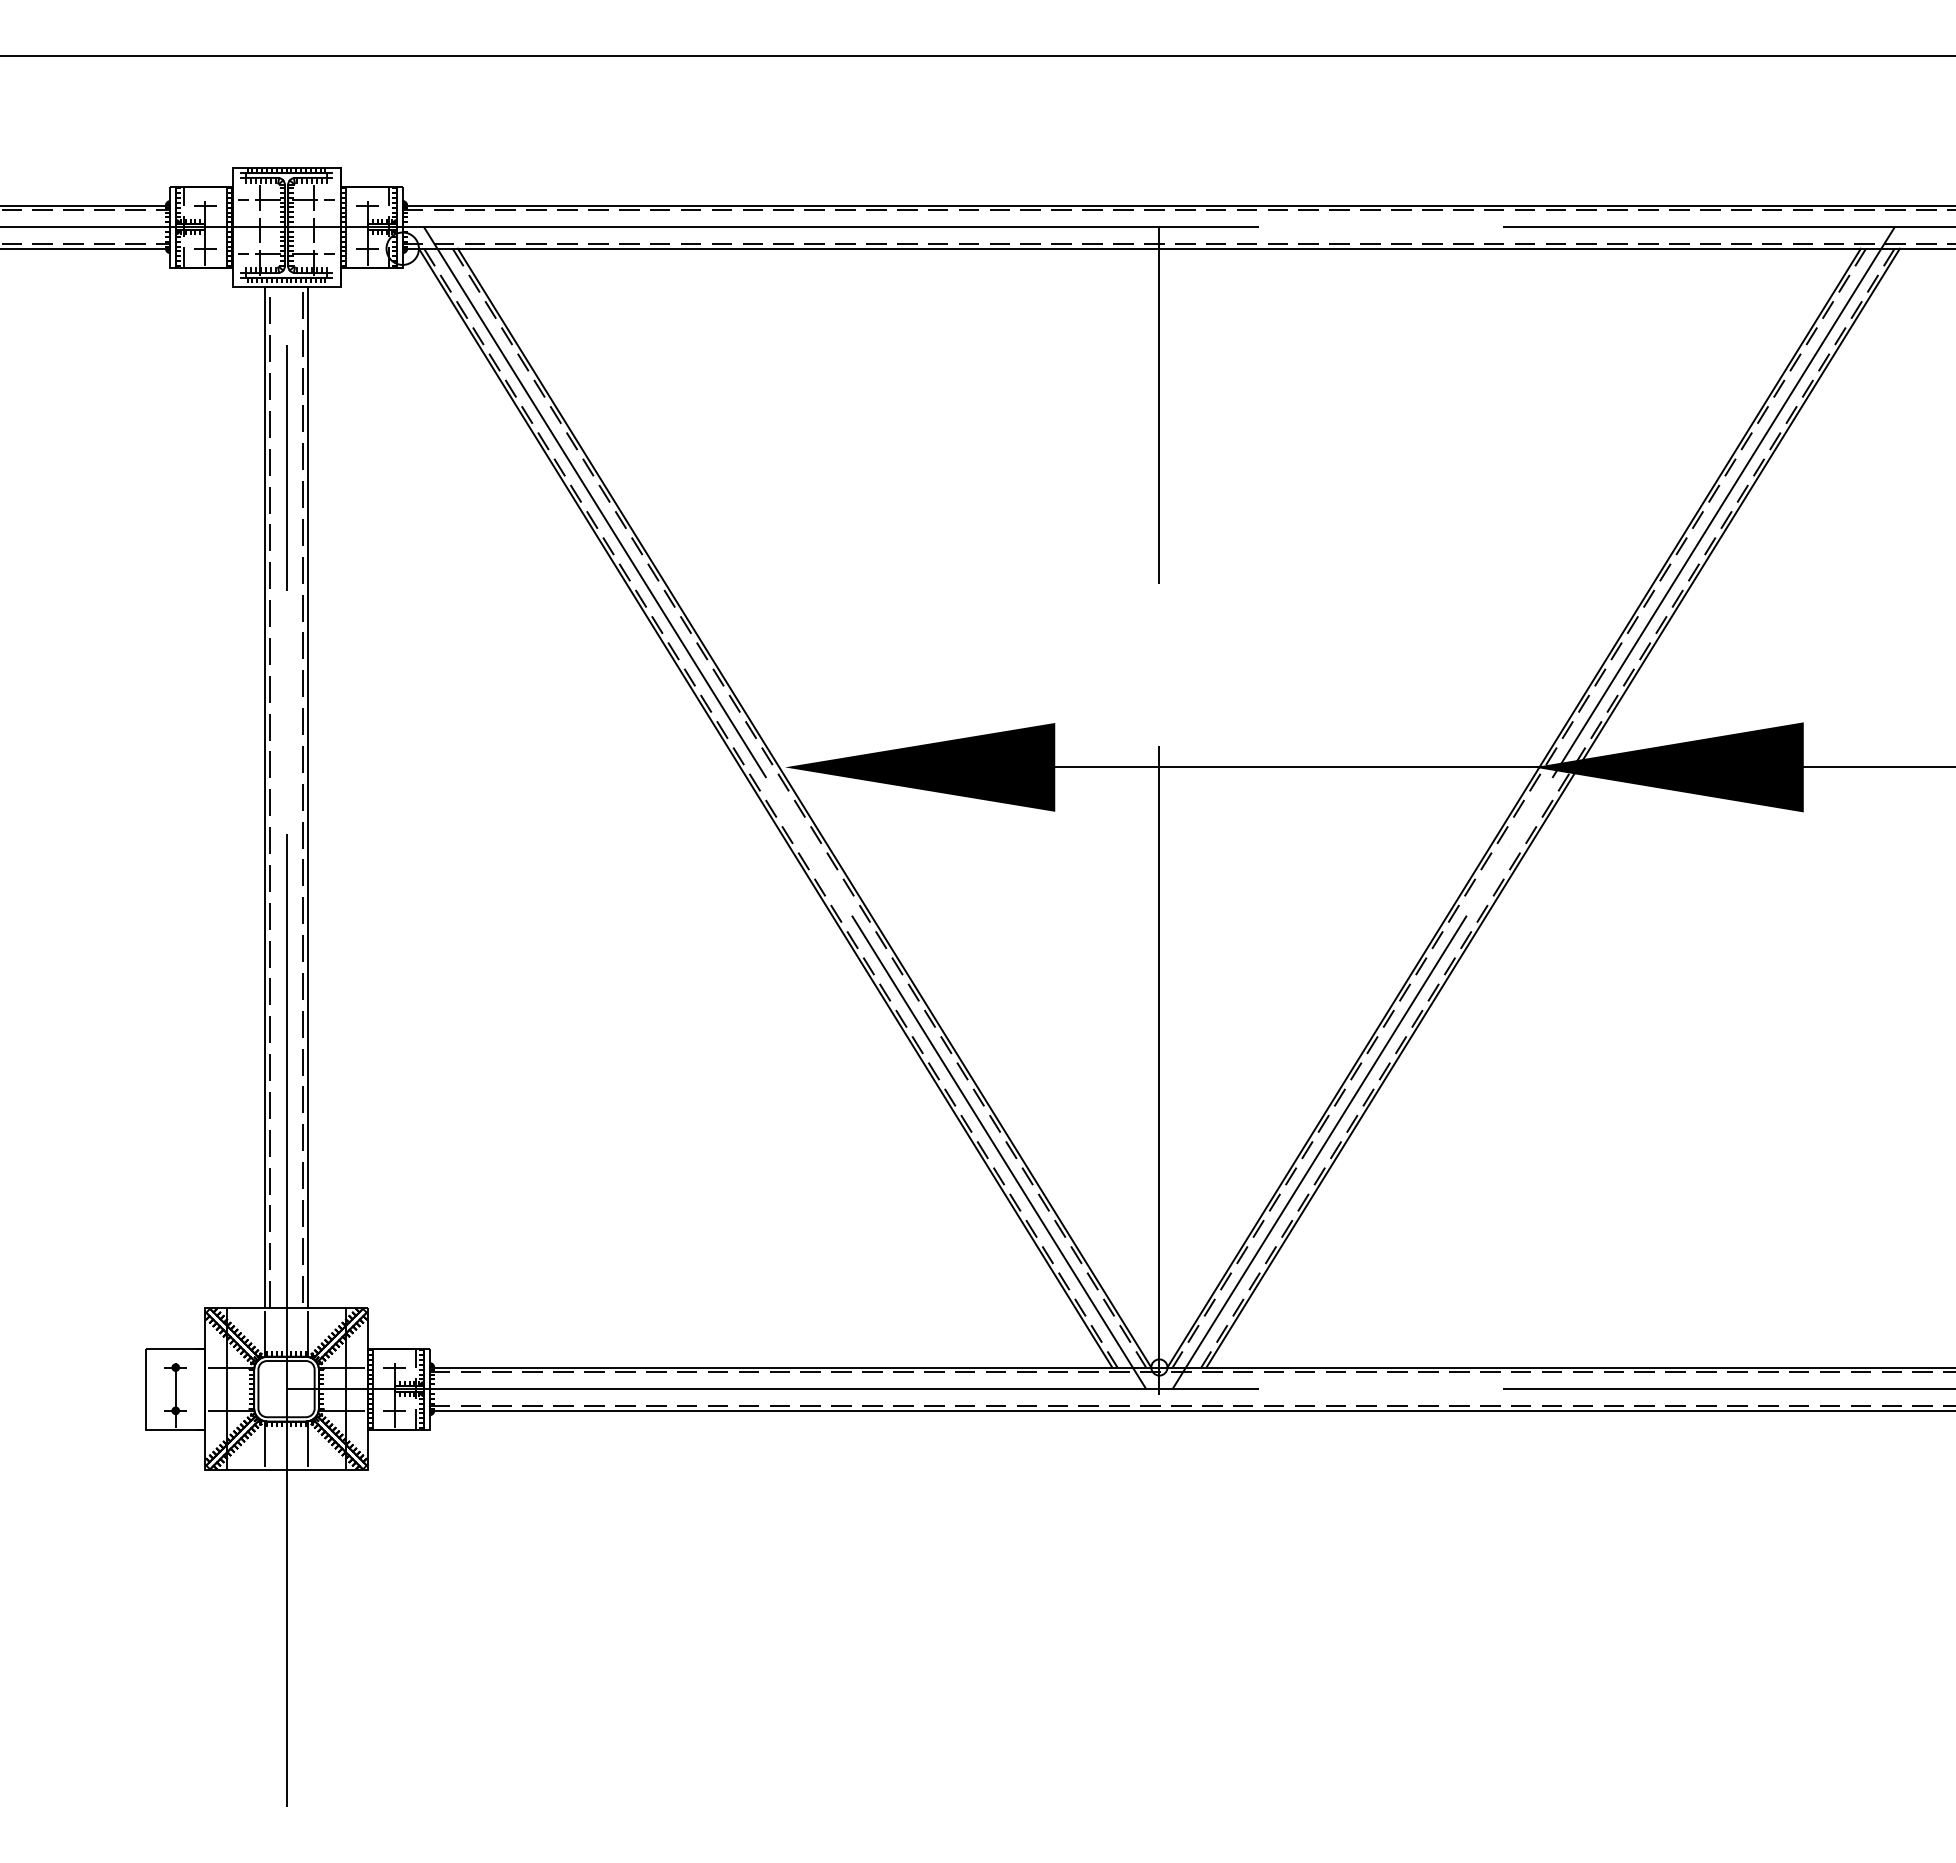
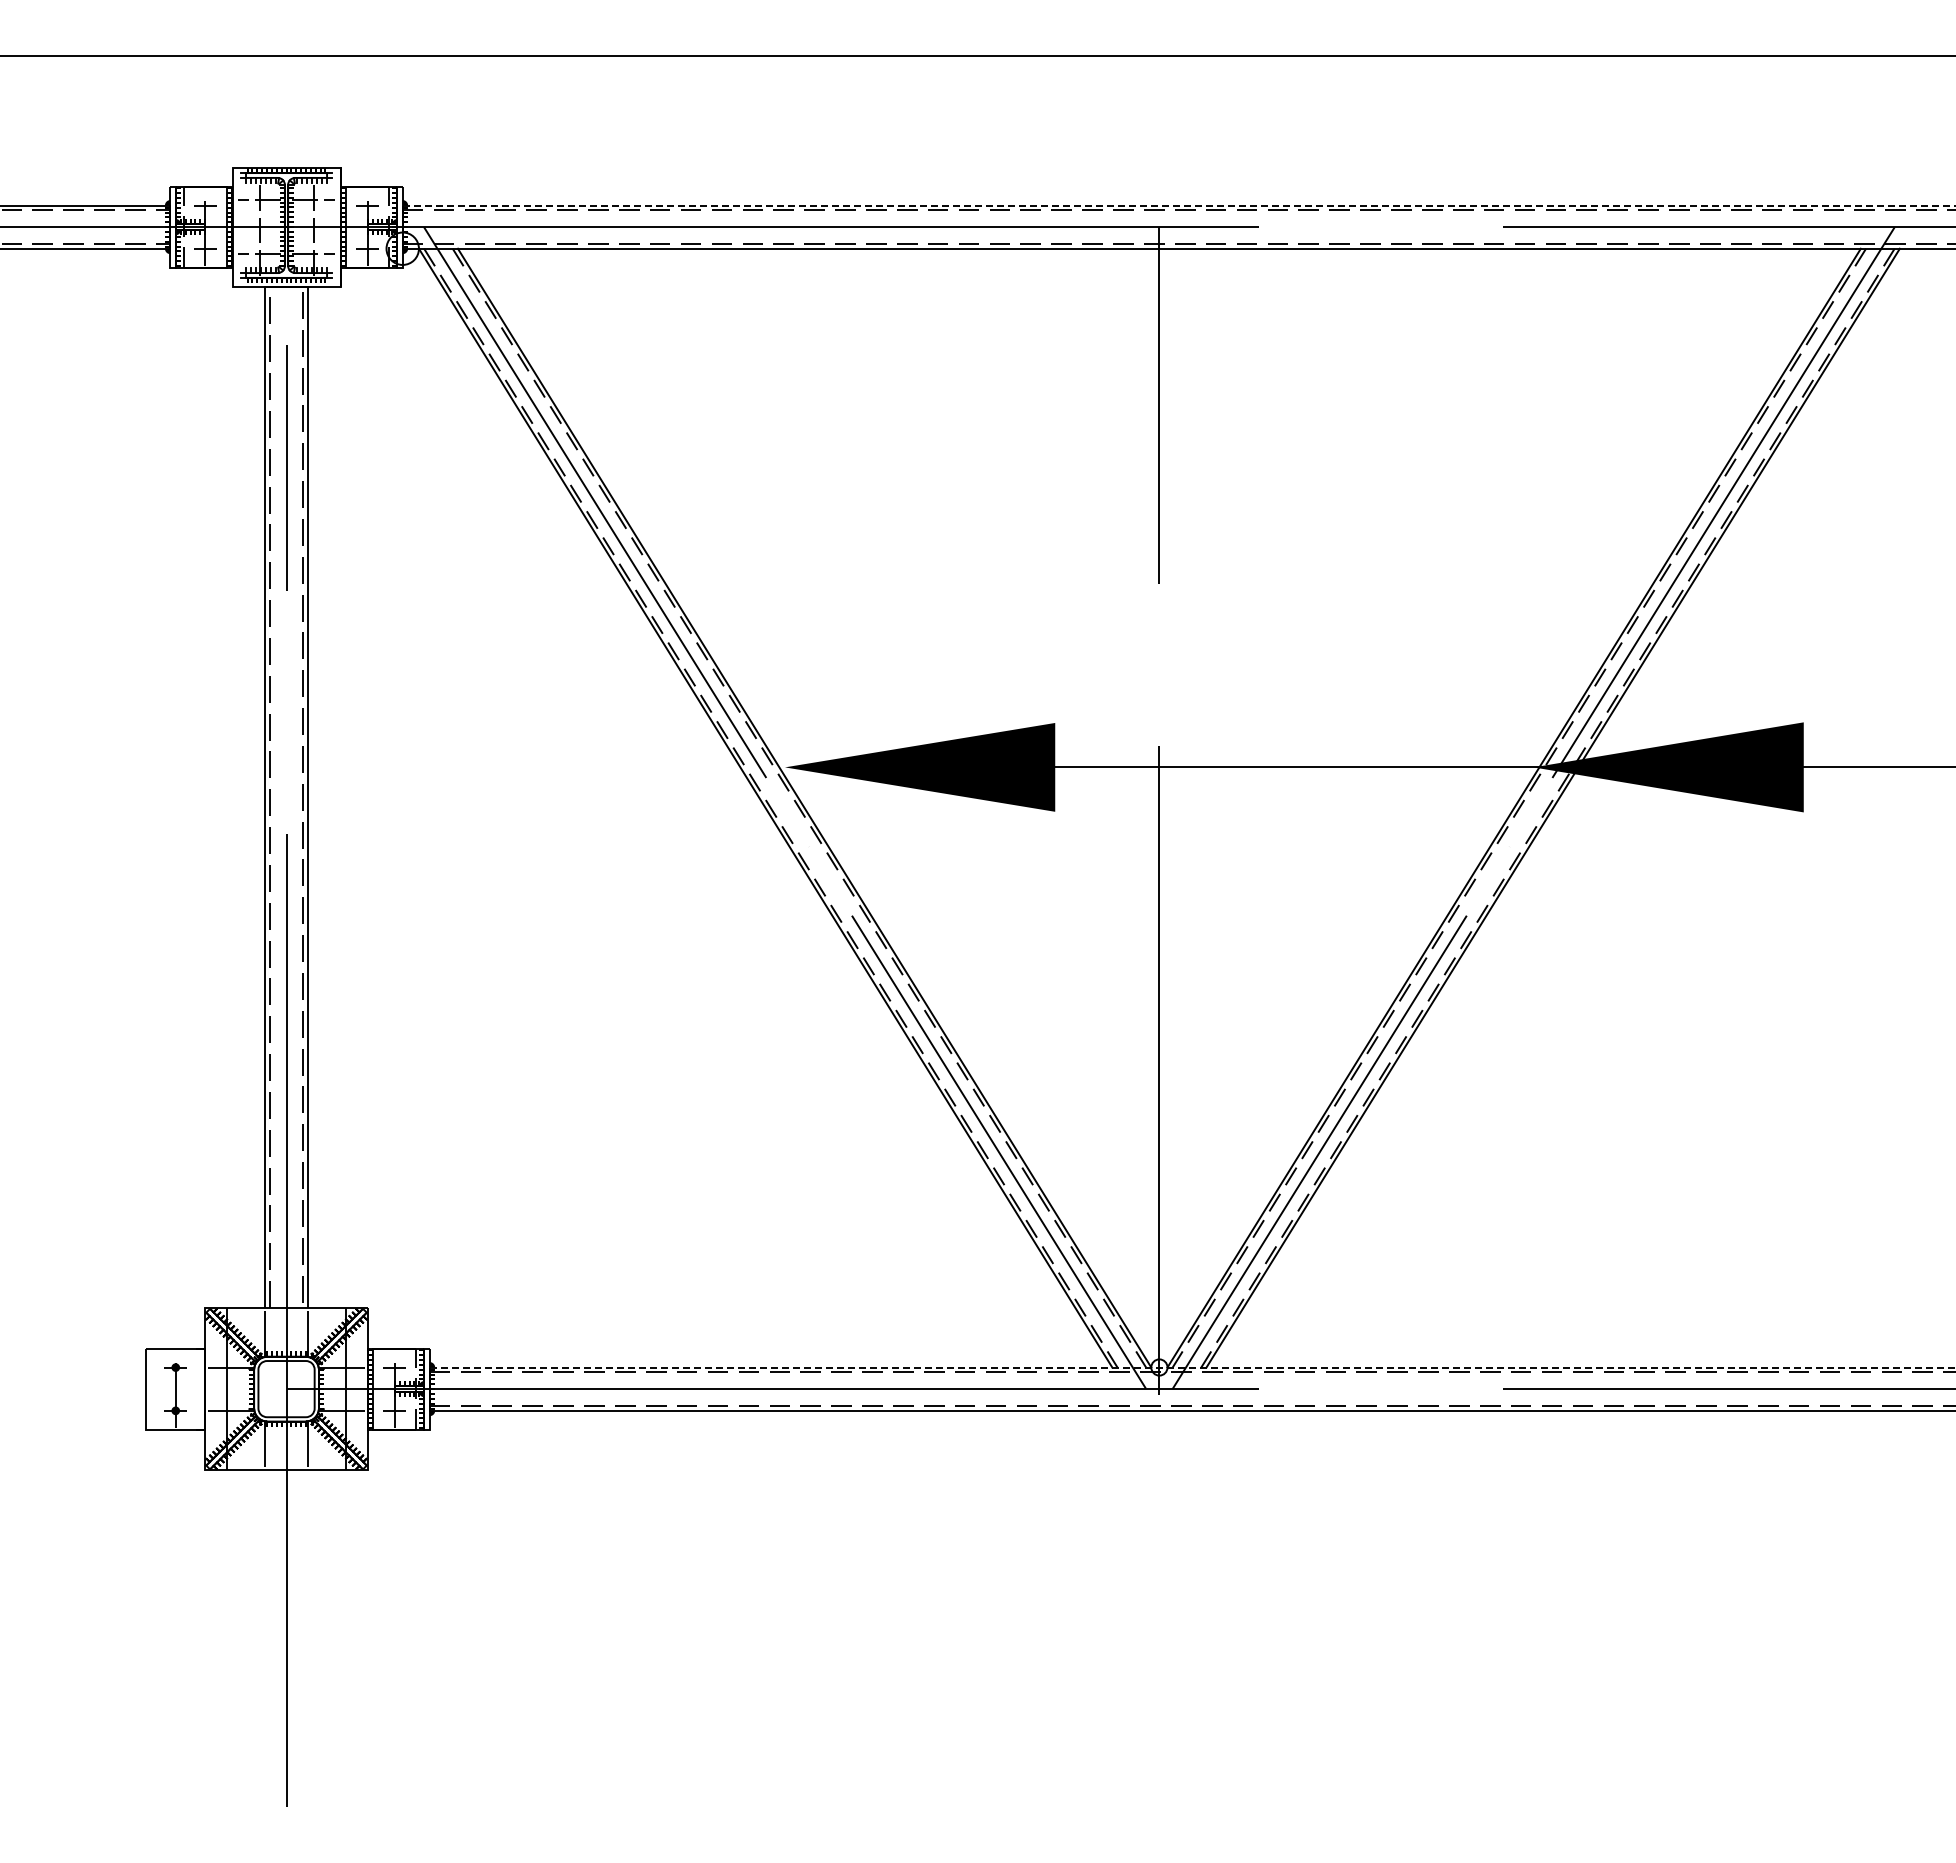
line: solid -> dashed (1179, 205)
line: solid -> dashed (1192, 1367)
